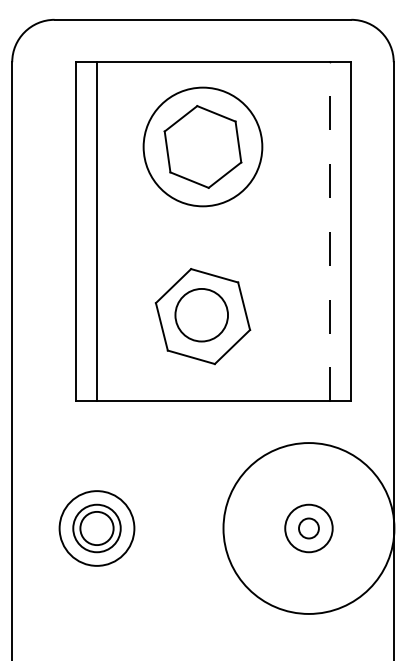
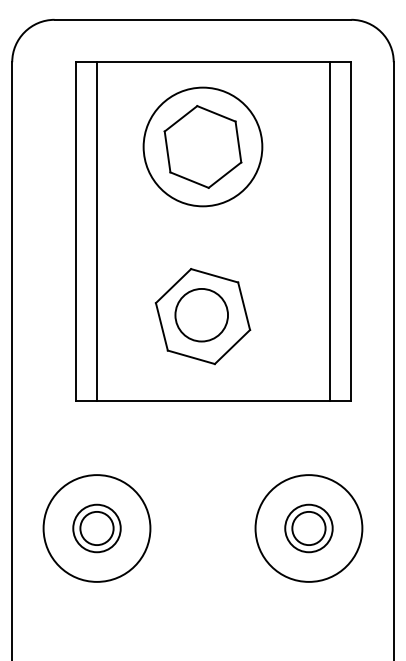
line: dashed -> solid (330, 231)
circle diameter: 75 px -> 107 px (96, 528)
circle diameter: 171 px -> 107 px (308, 528)
circle diameter: 20 px -> 33 px (308, 528)
